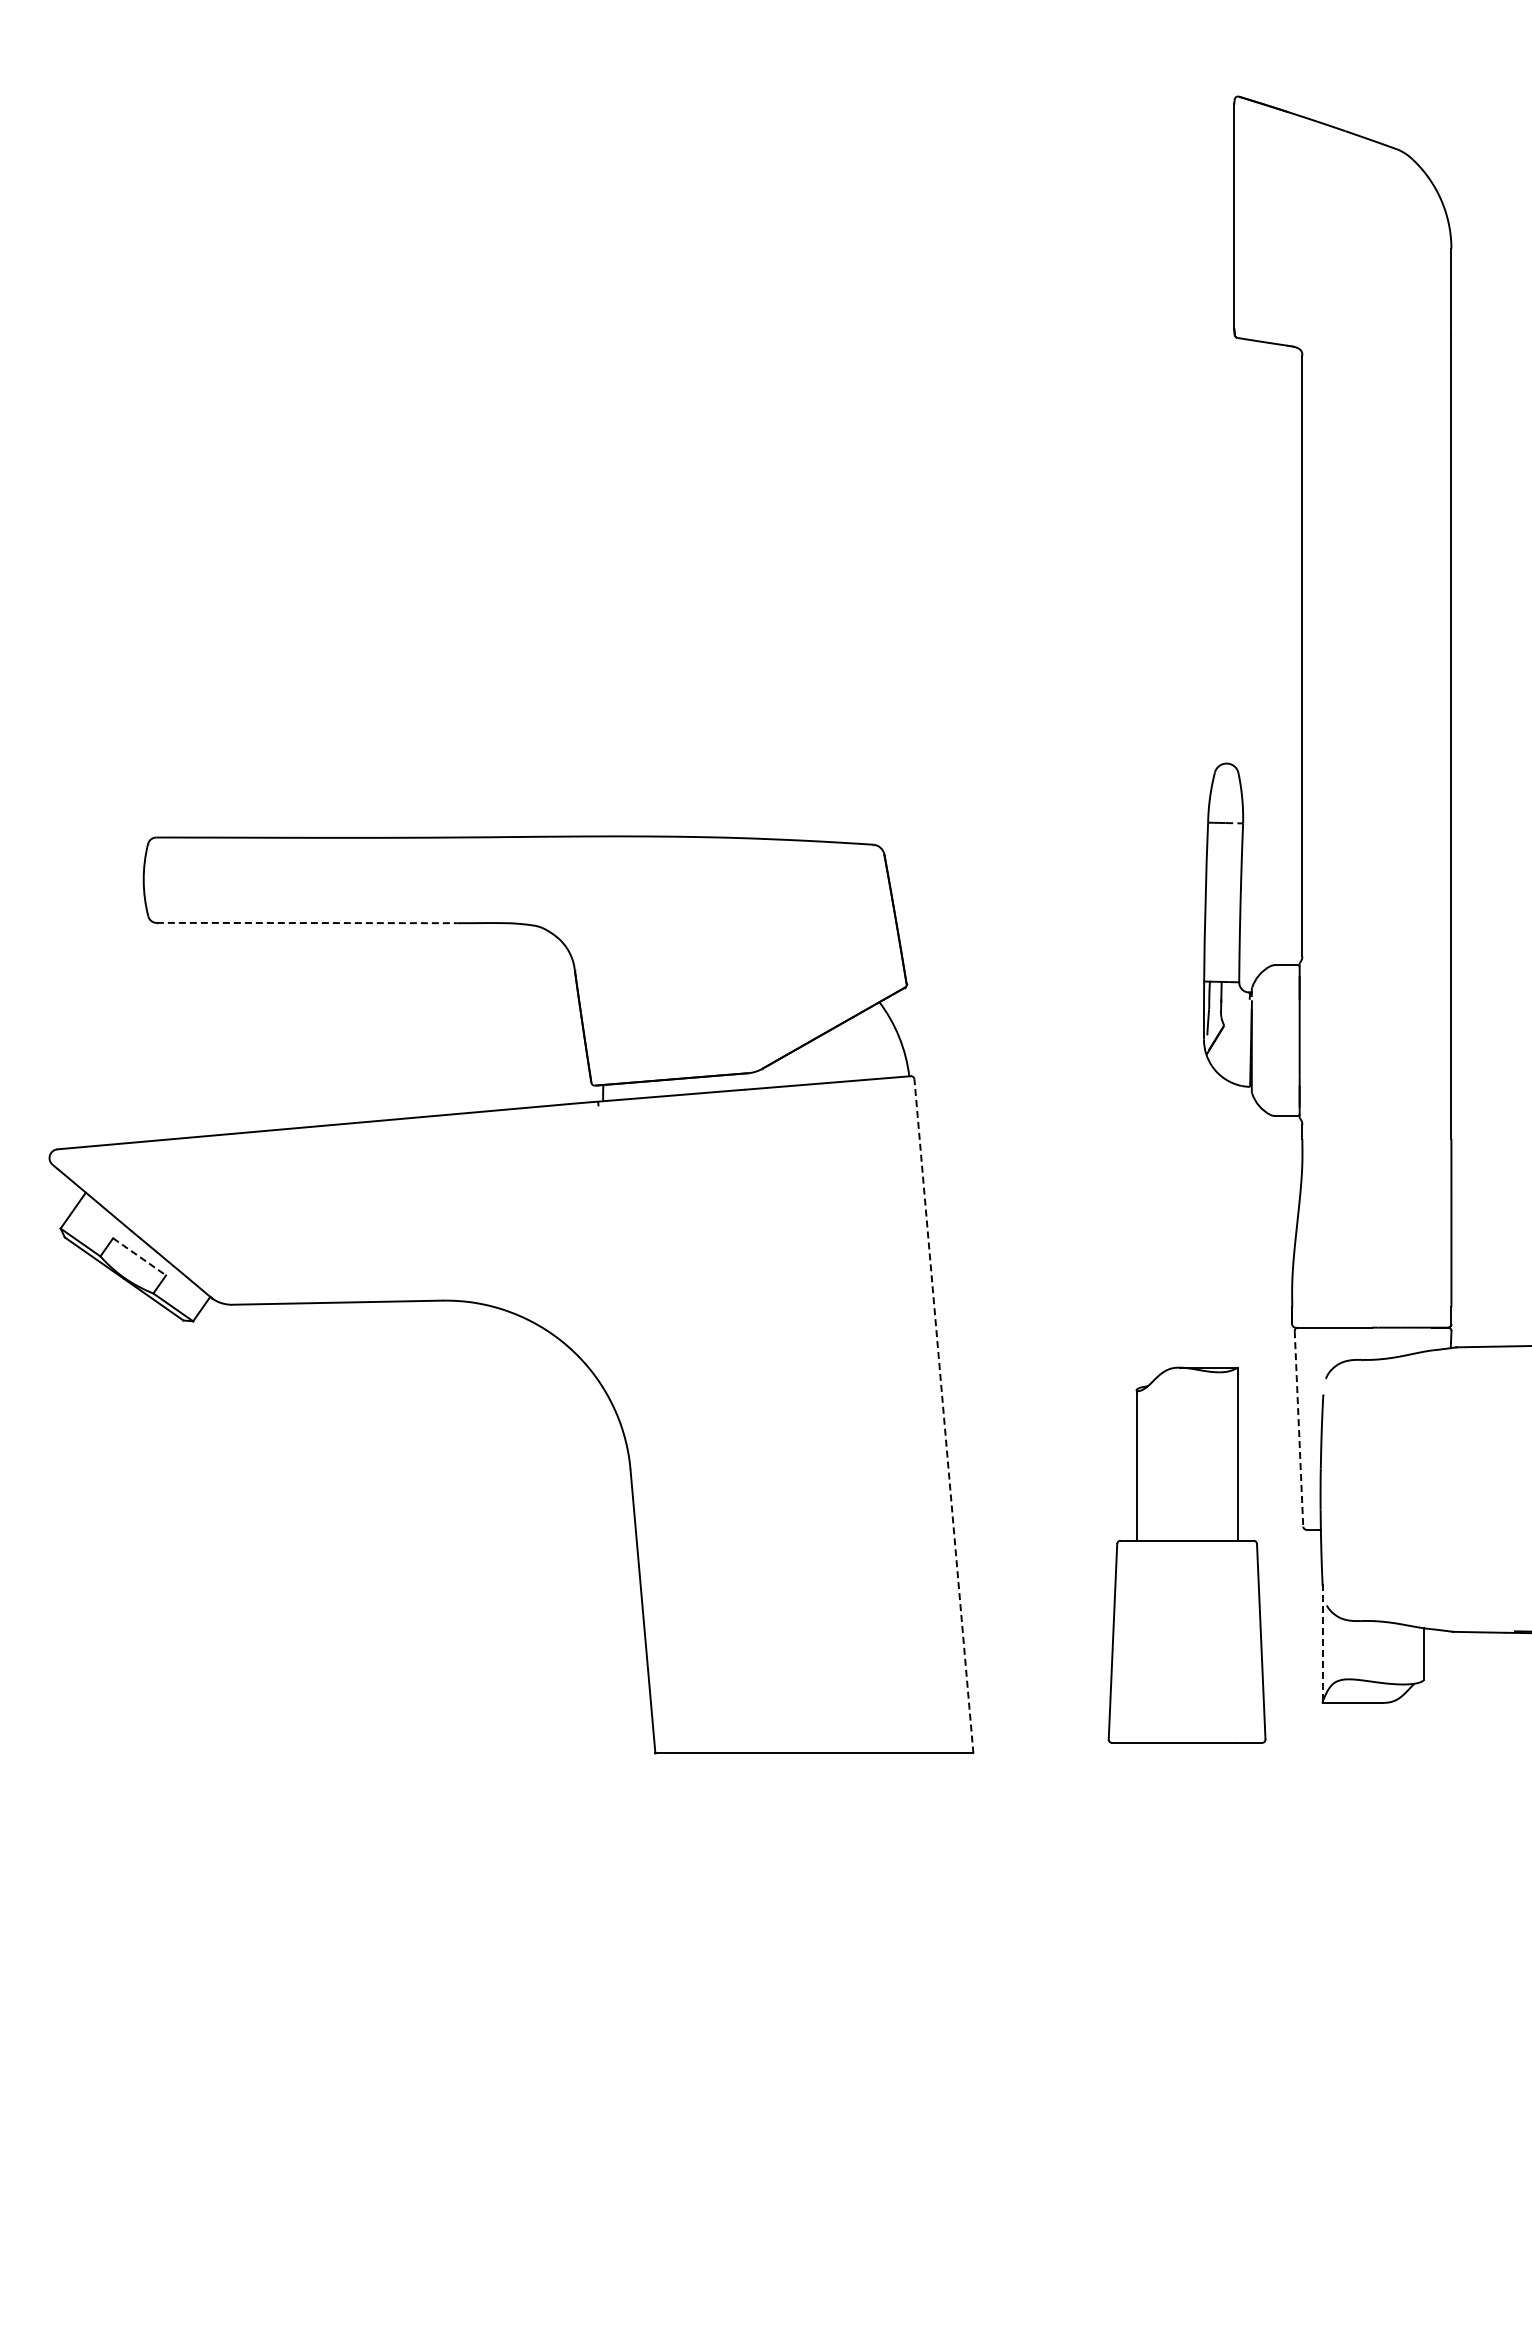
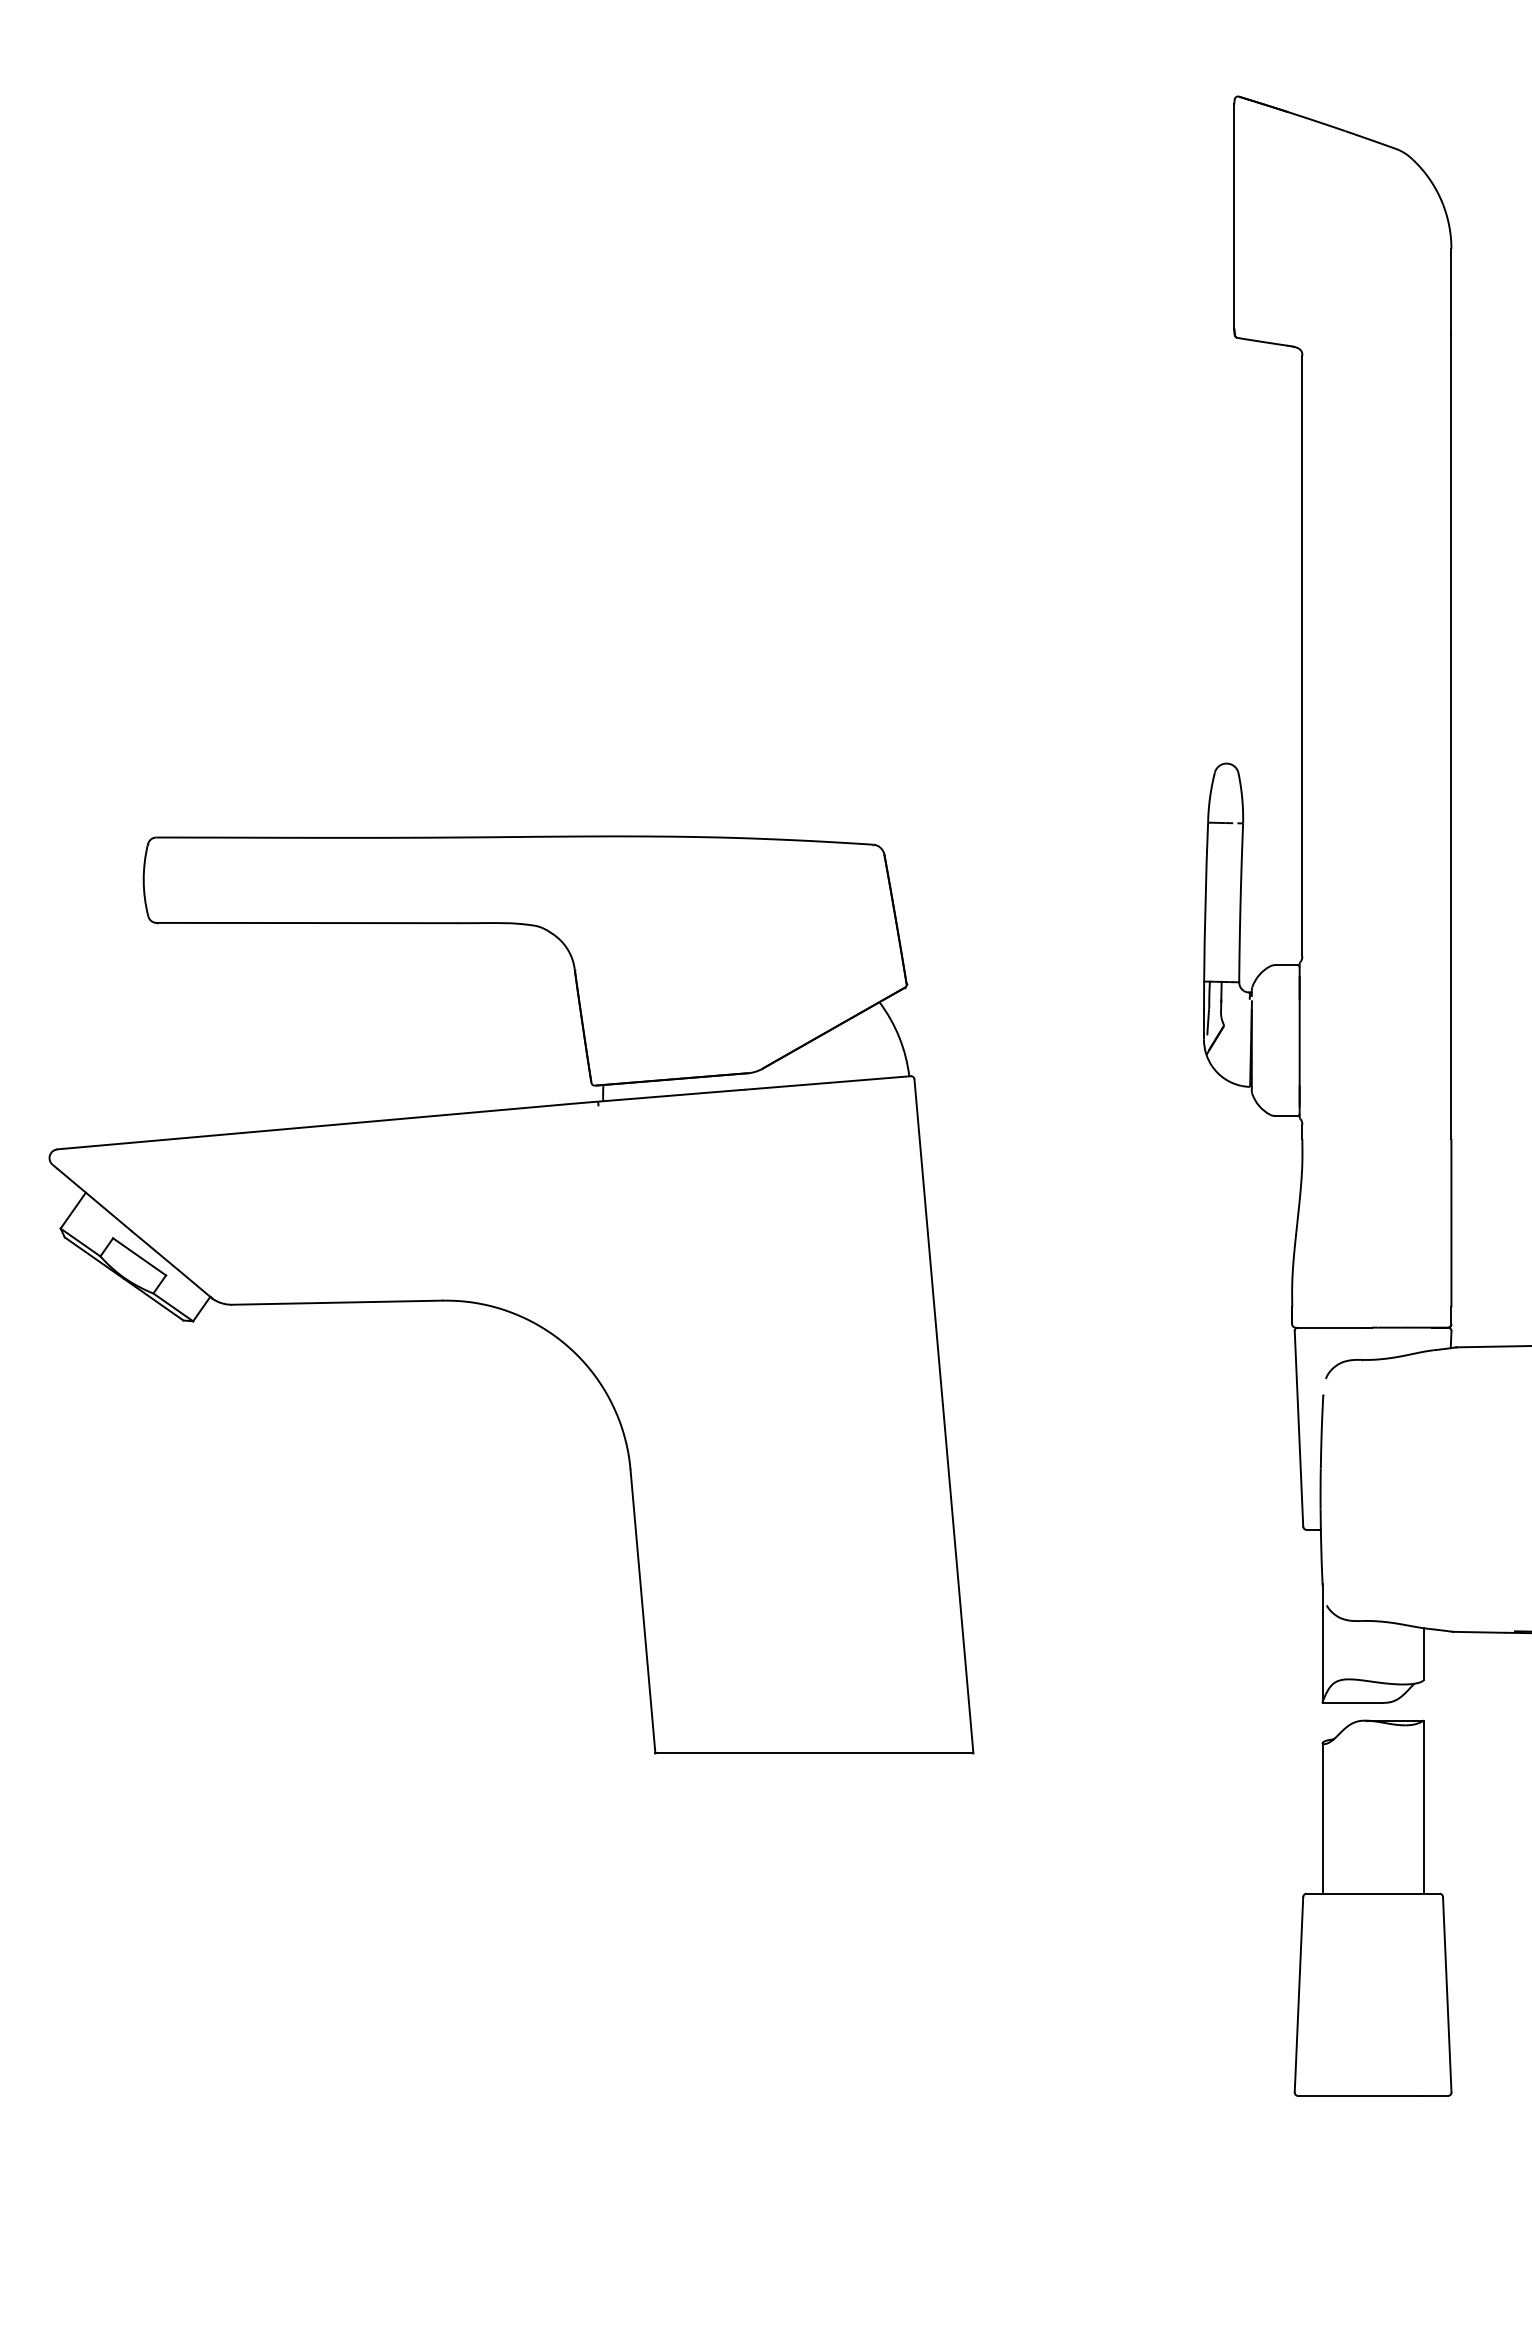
line: dashed -> solid (307, 923)
line: dashed -> solid (140, 1257)
line: dashed -> solid (943, 1415)
line: dashed -> solid (1298, 1428)
part position: (1186, 1554) -> (1372, 1907) (1372, 1907)
line: dashed -> solid (1322, 1643)
